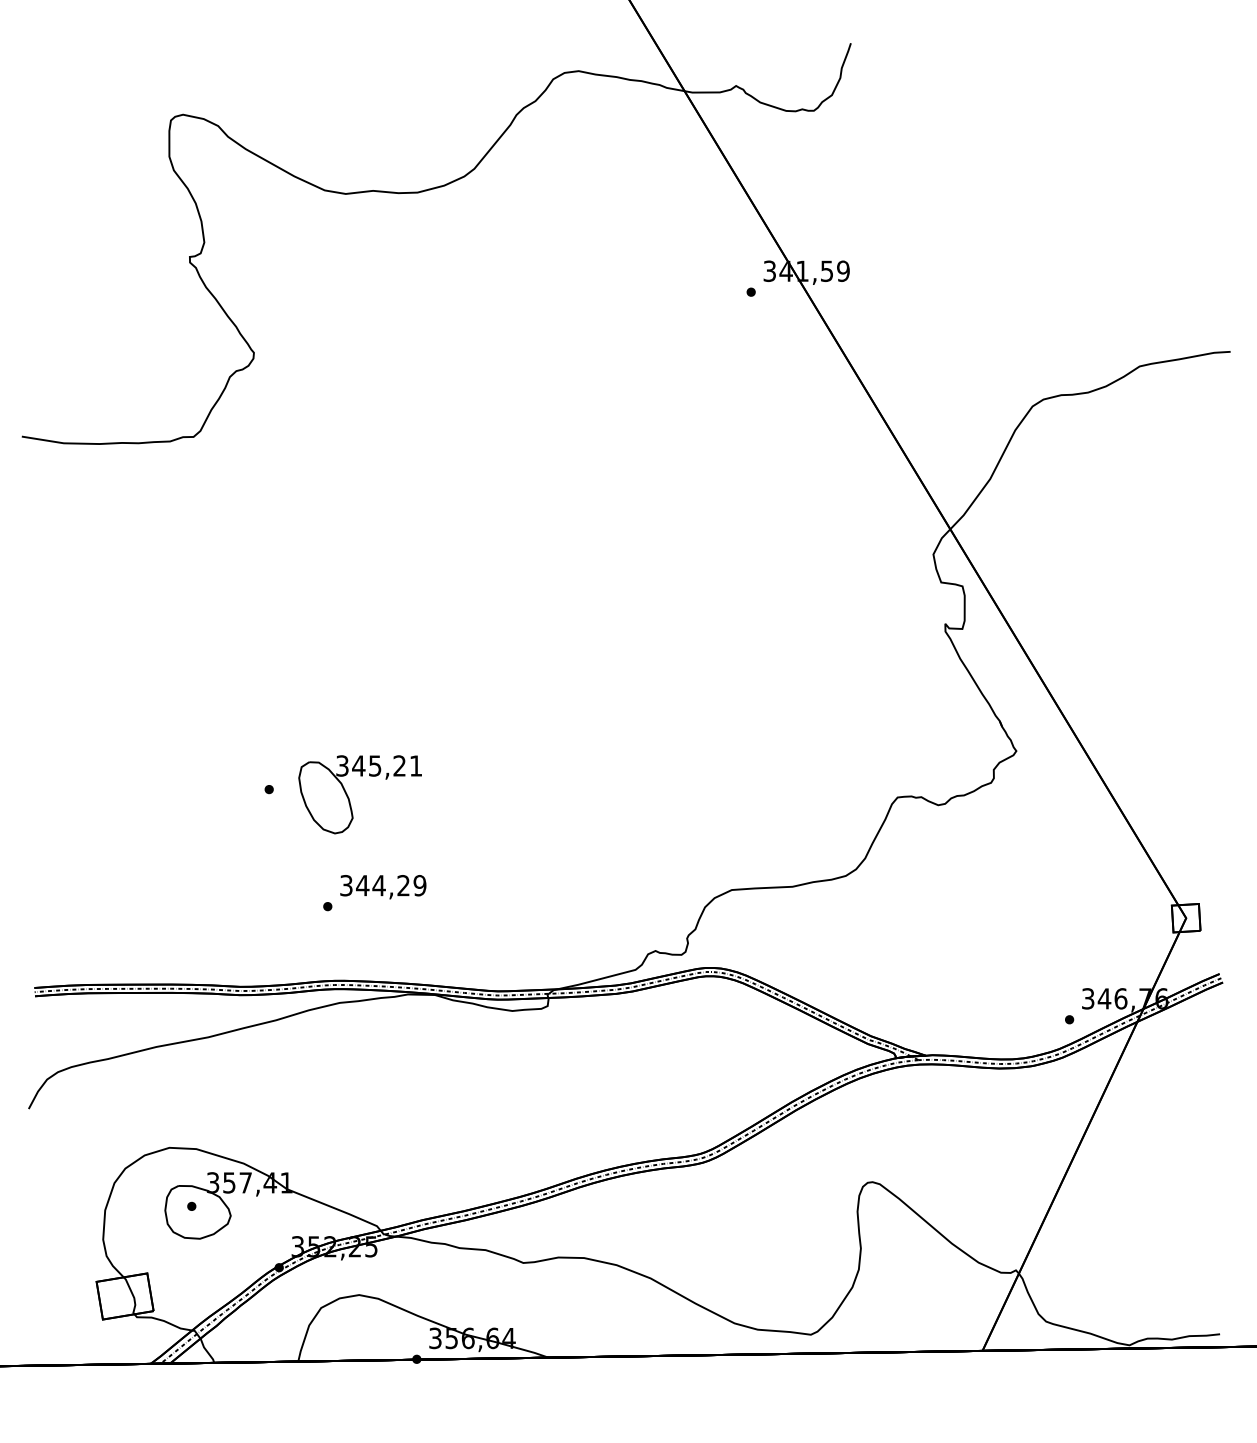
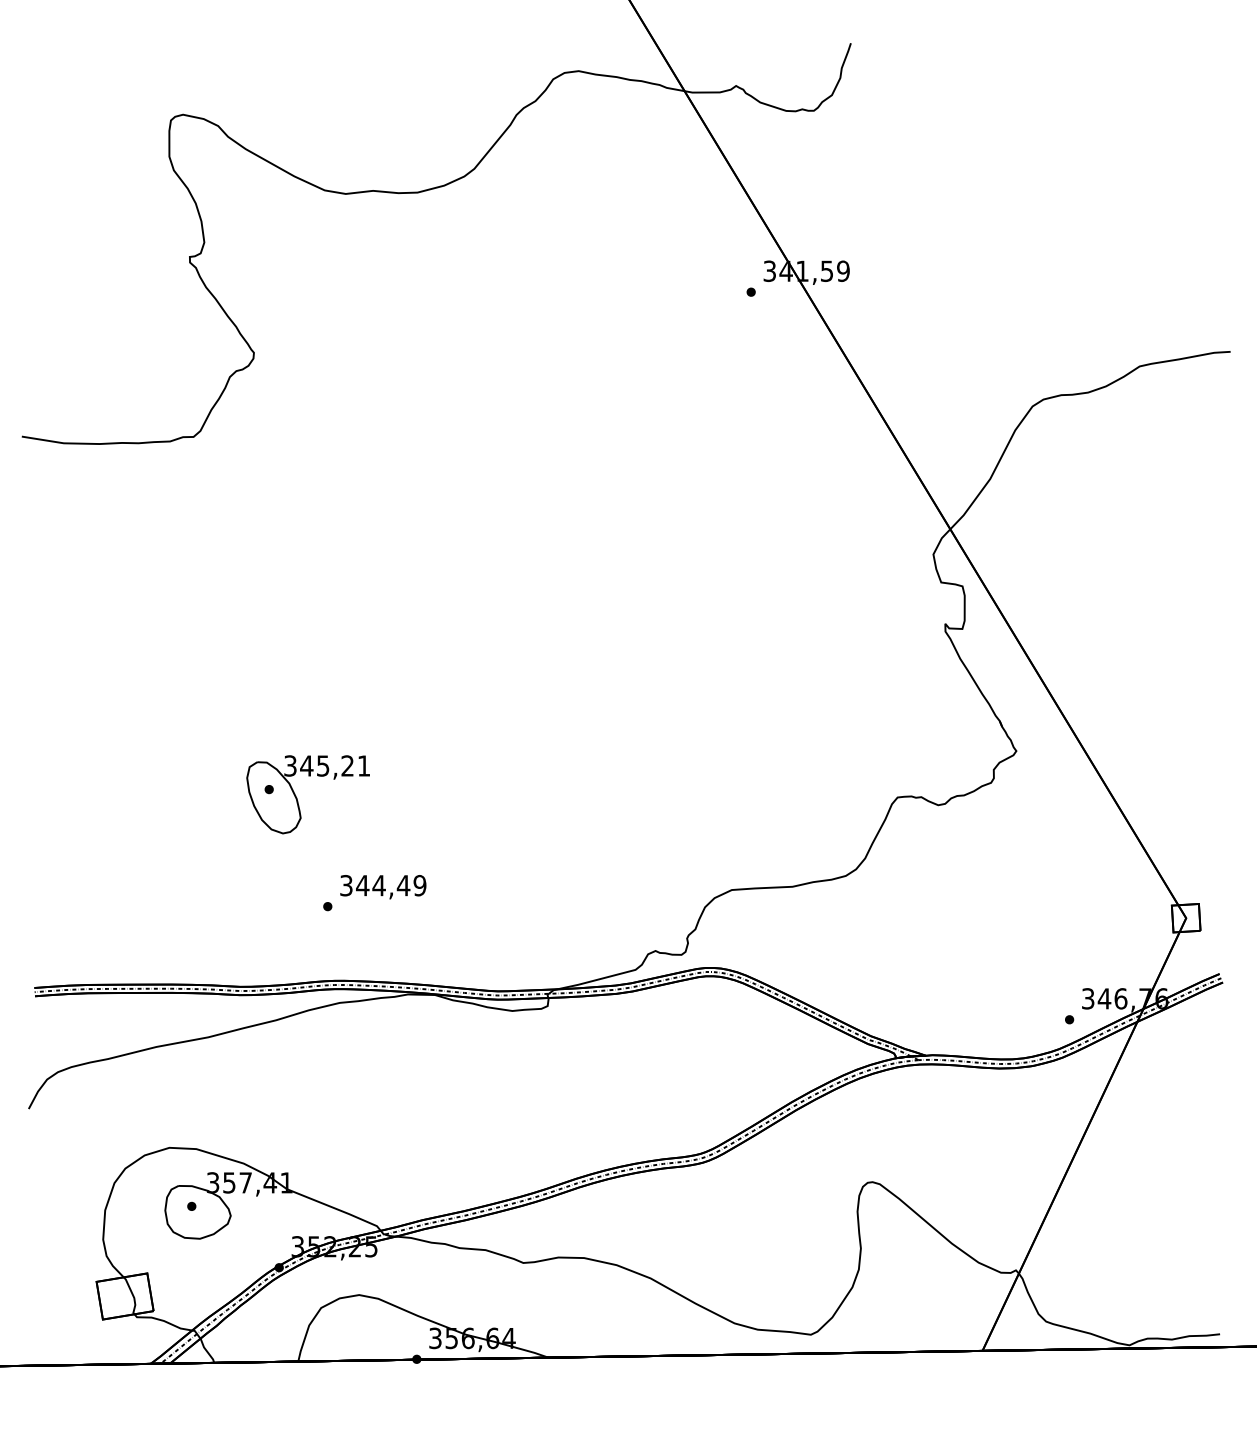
part position: (349, 798) -> (297, 798) (297, 798)
text: 344,29 -> 344,49 (403, 885)
